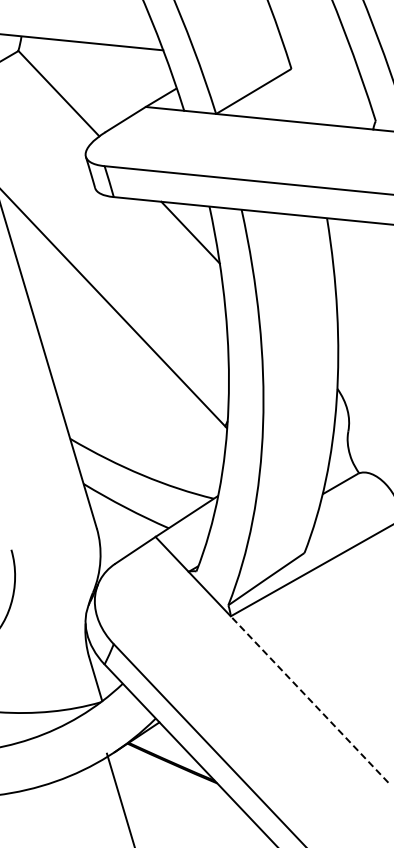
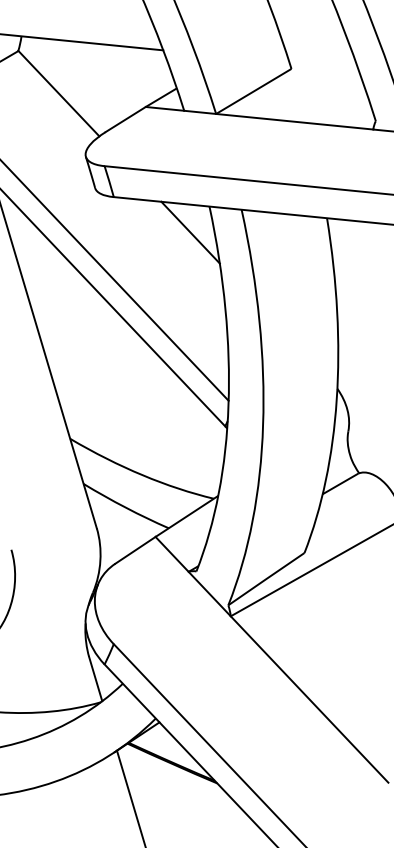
line: none -> present (115, 281)
line: dashed -> solid (309, 699)
line position: (120, 798) -> (130, 797) (130, 797)
